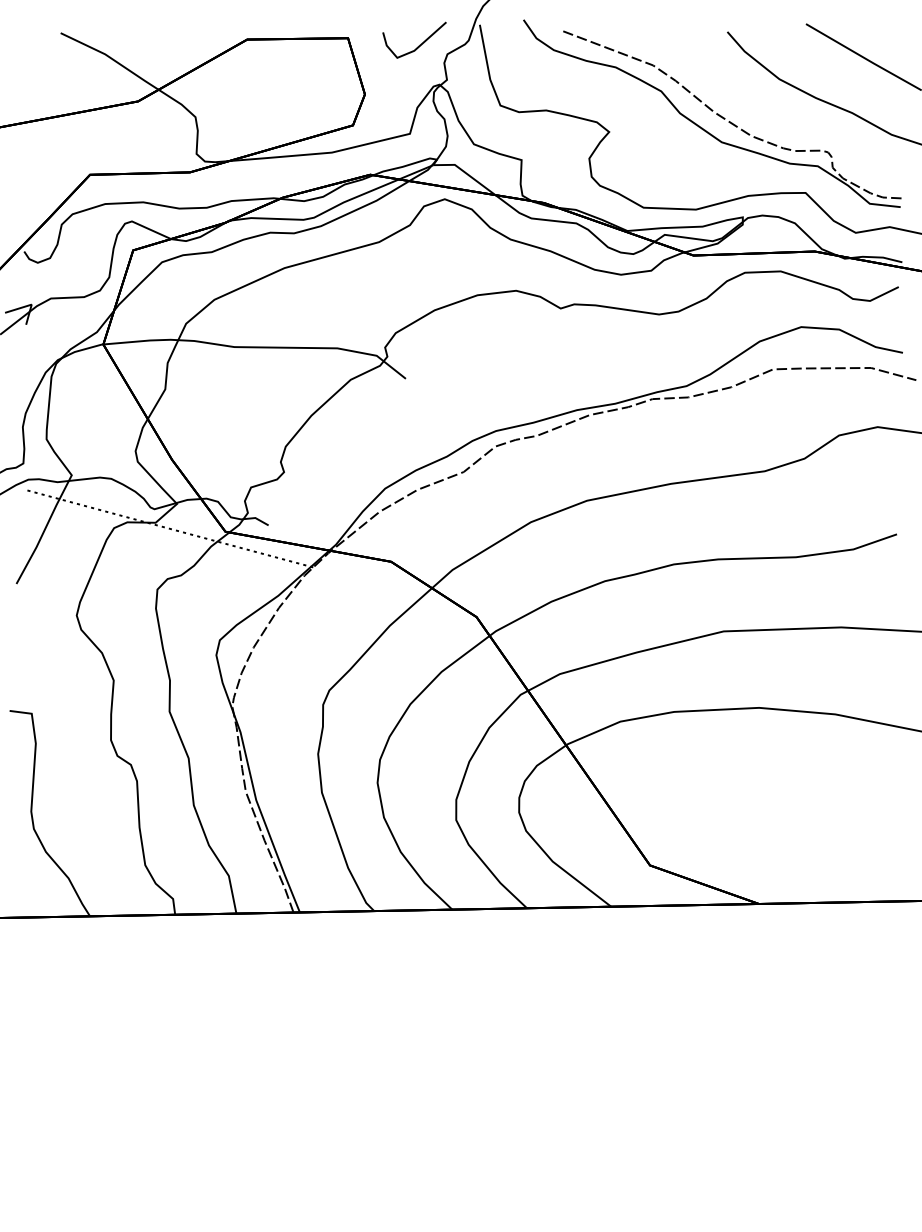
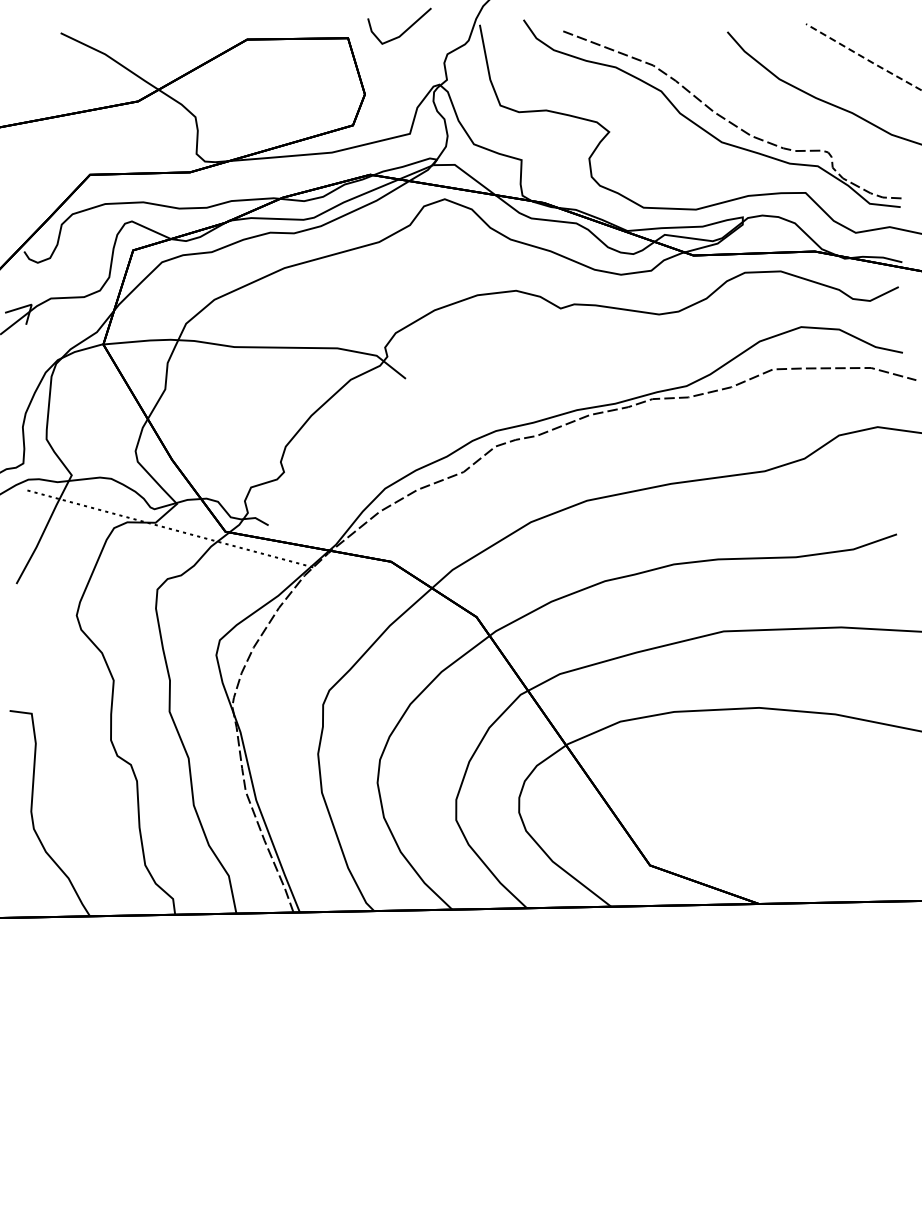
line position: (419, 44) -> (404, 30) (404, 30)
line: solid -> dashed (863, 57)
